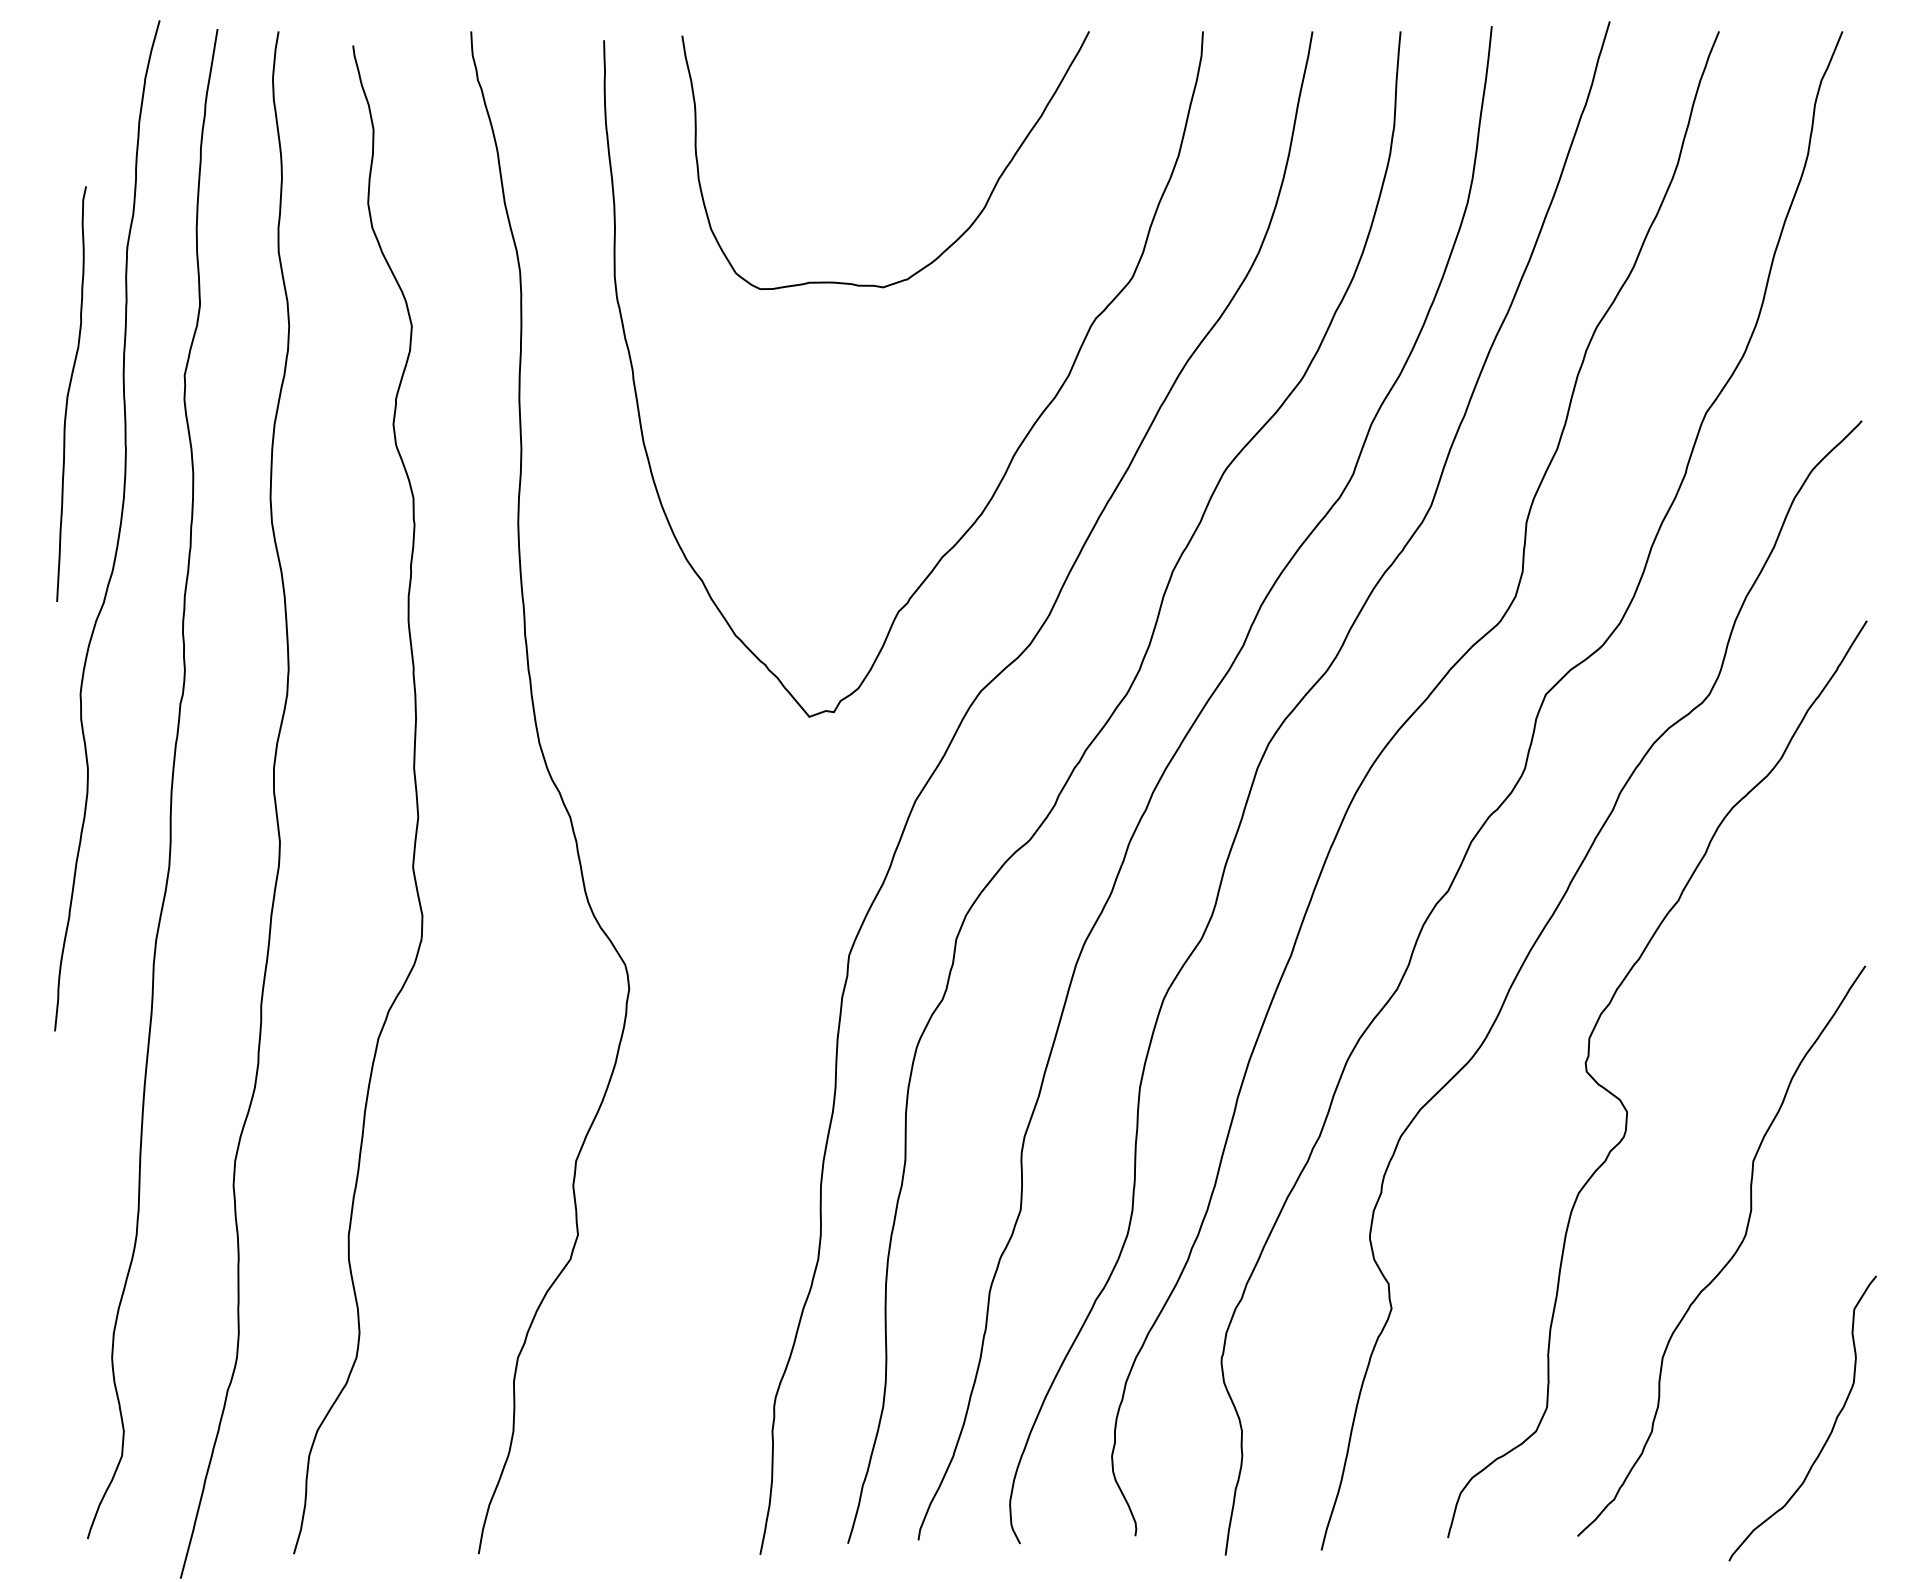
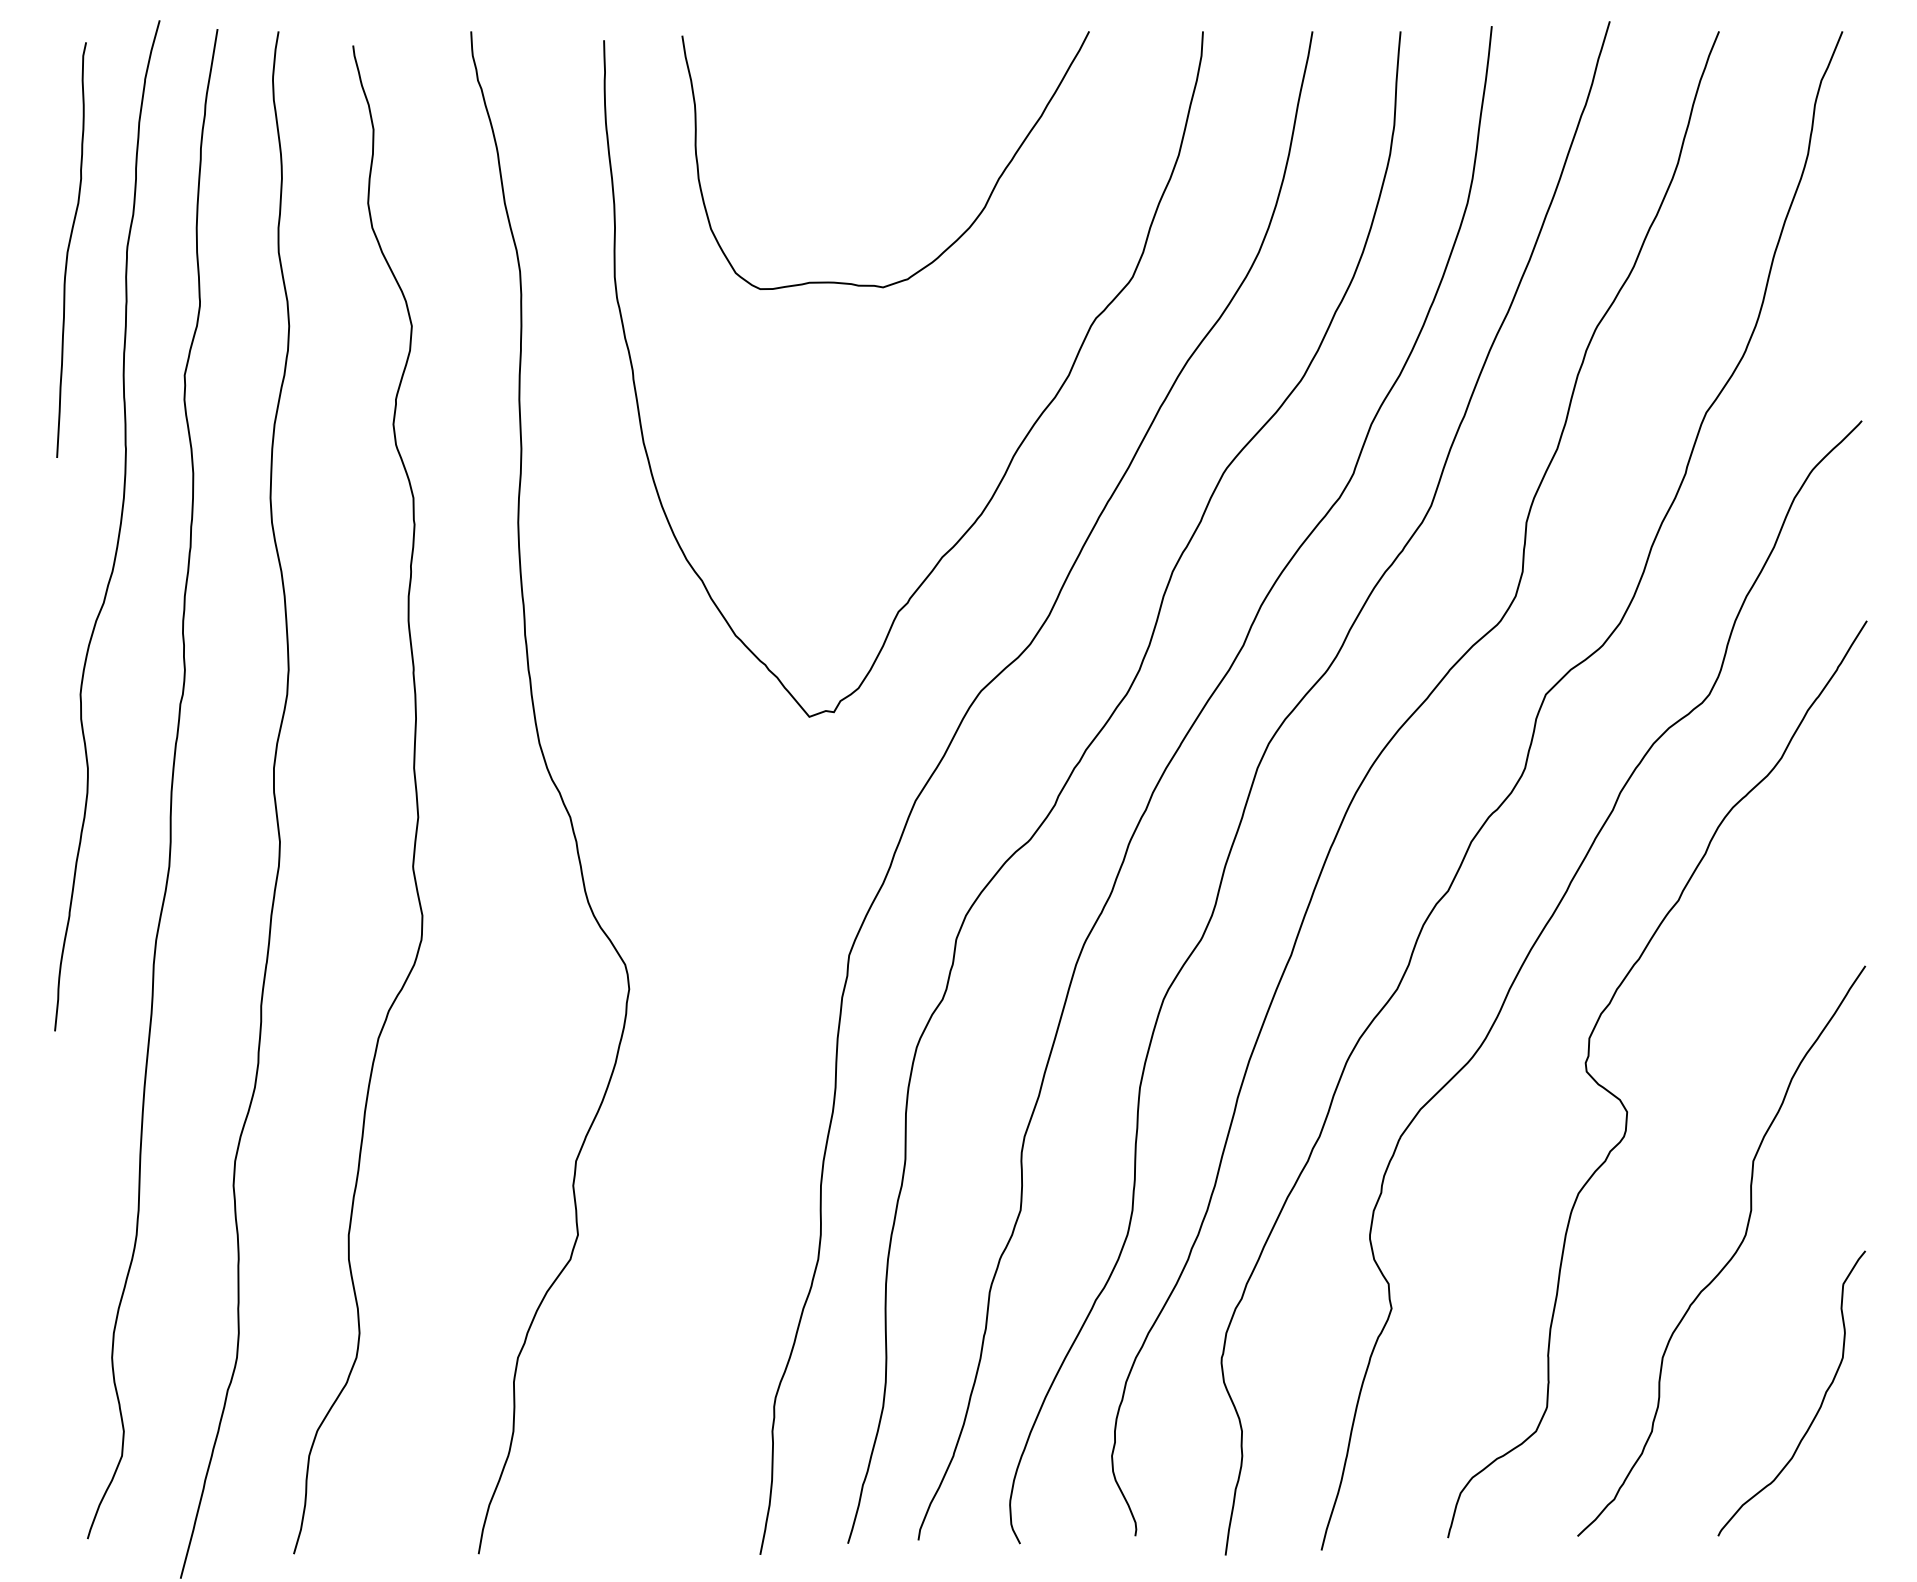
curve position: (69, 393) -> (69, 249) (69, 249)
curve position: (1830, 1431) -> (1819, 1406) (1819, 1406)
